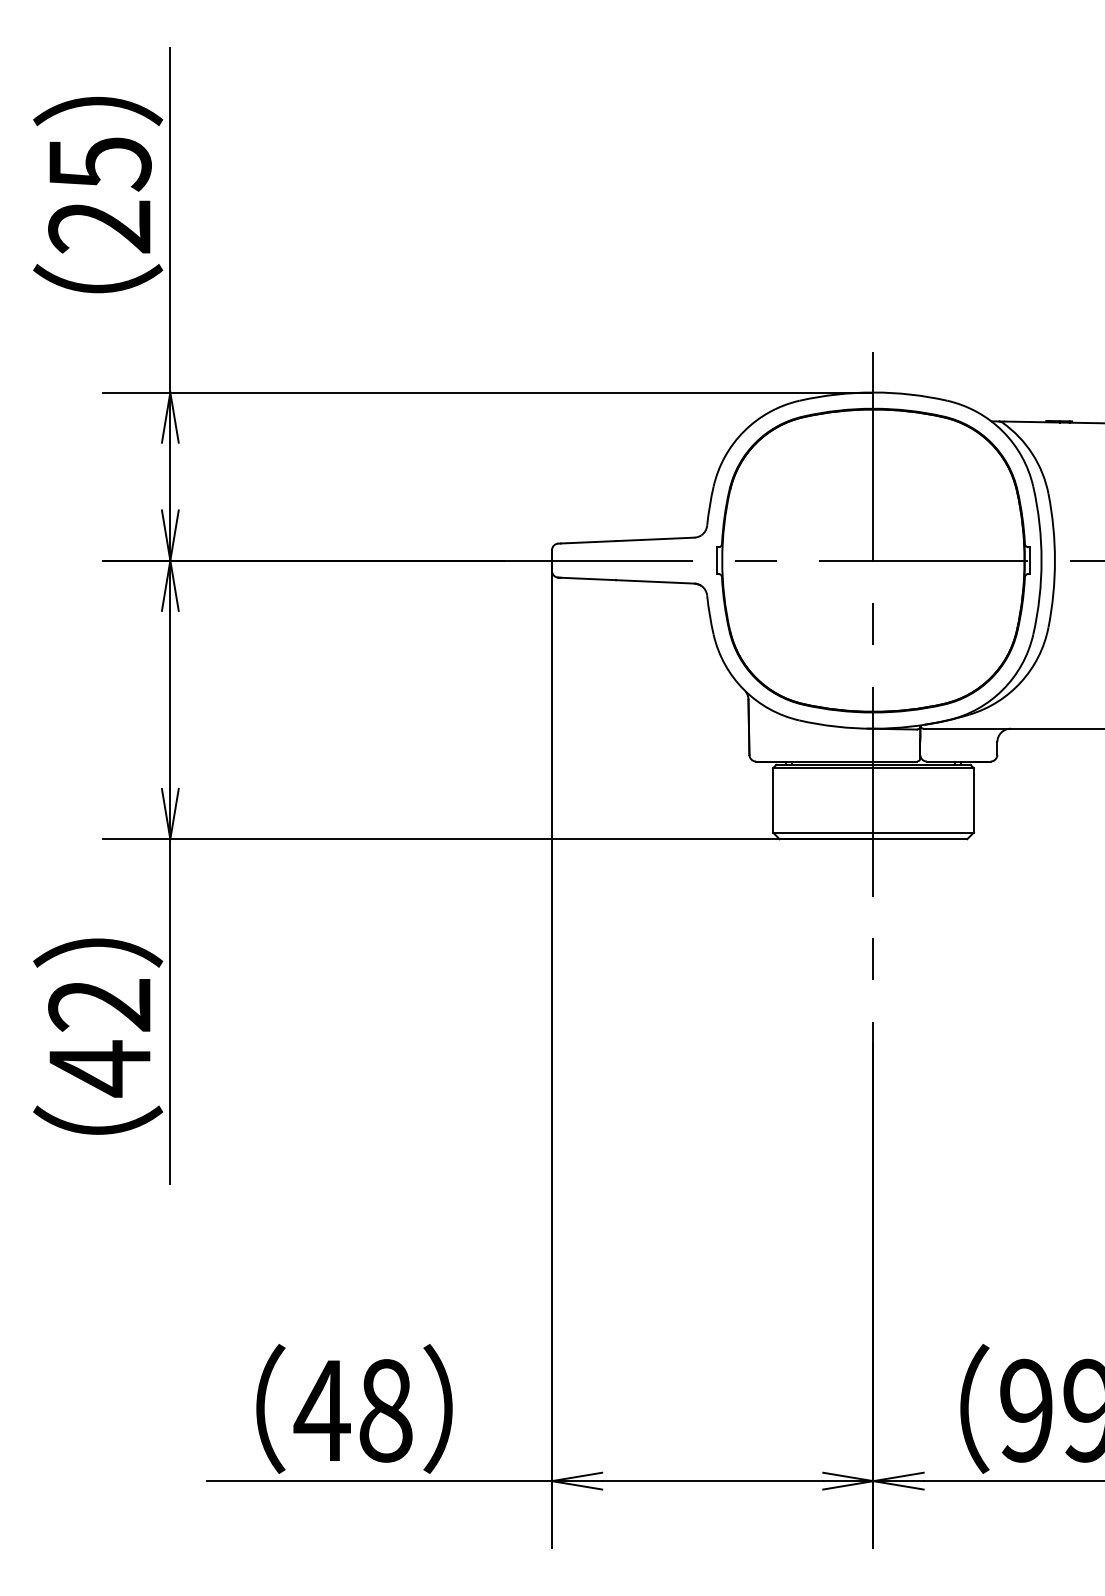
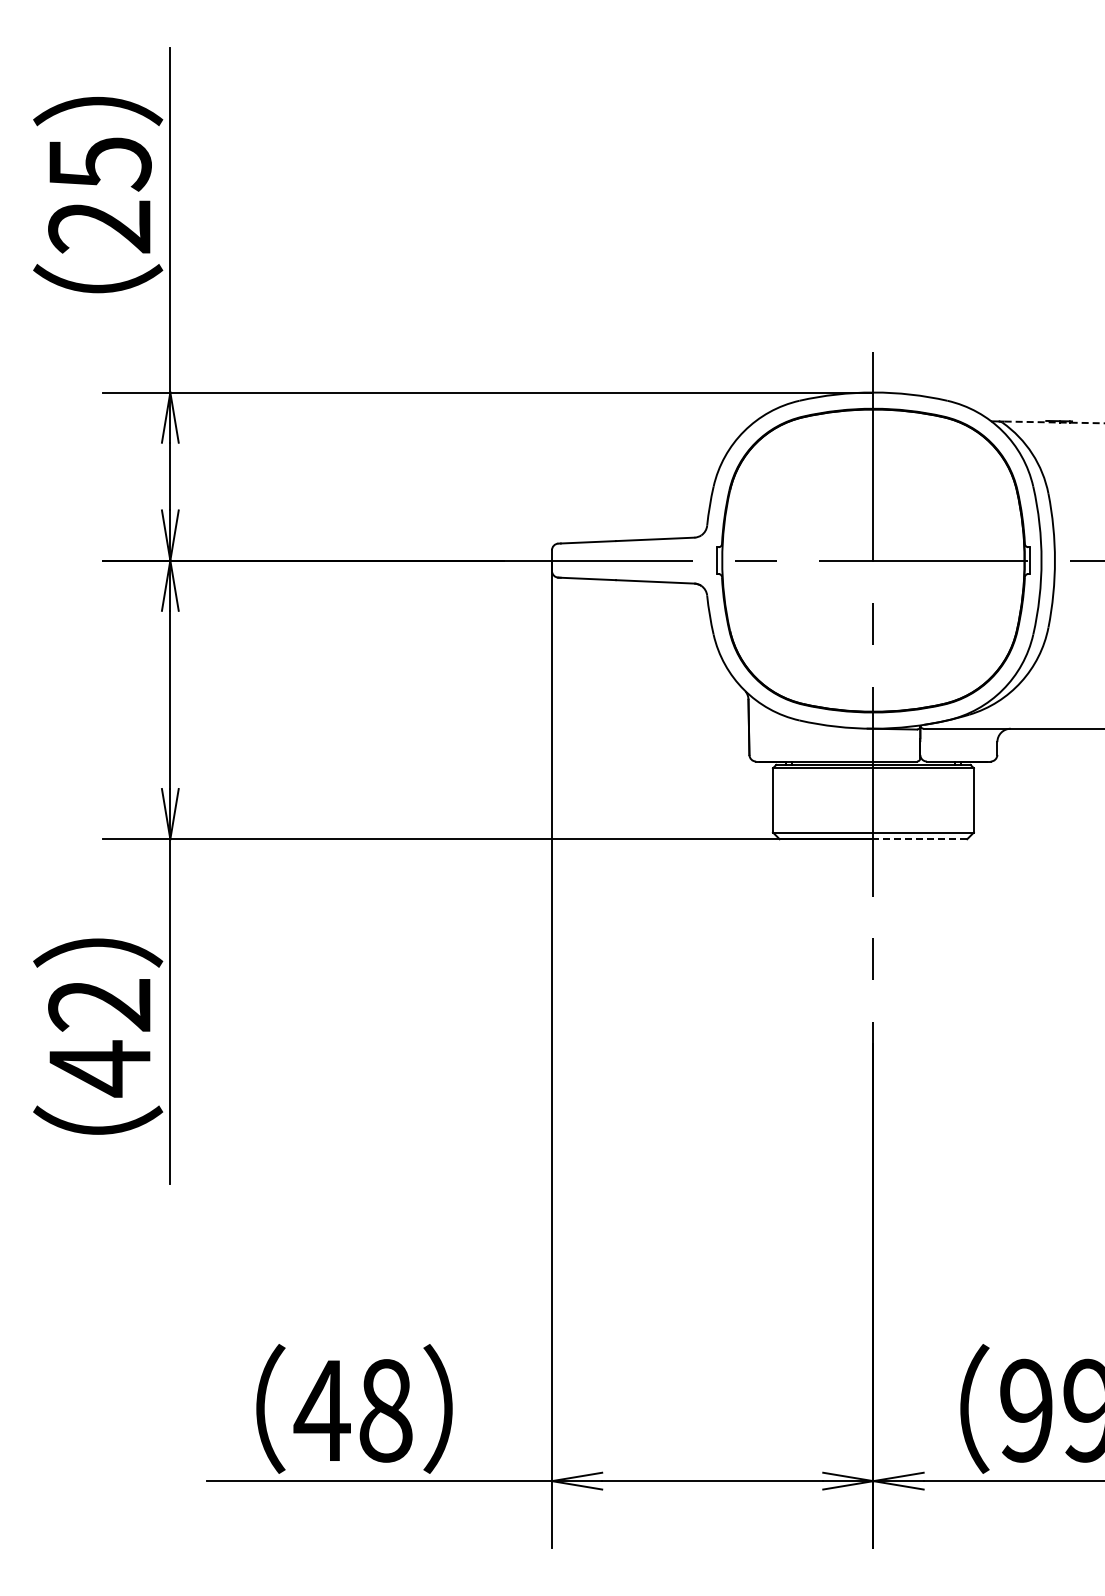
line: solid -> dashed (1055, 422)
line: solid -> dashed (920, 839)
